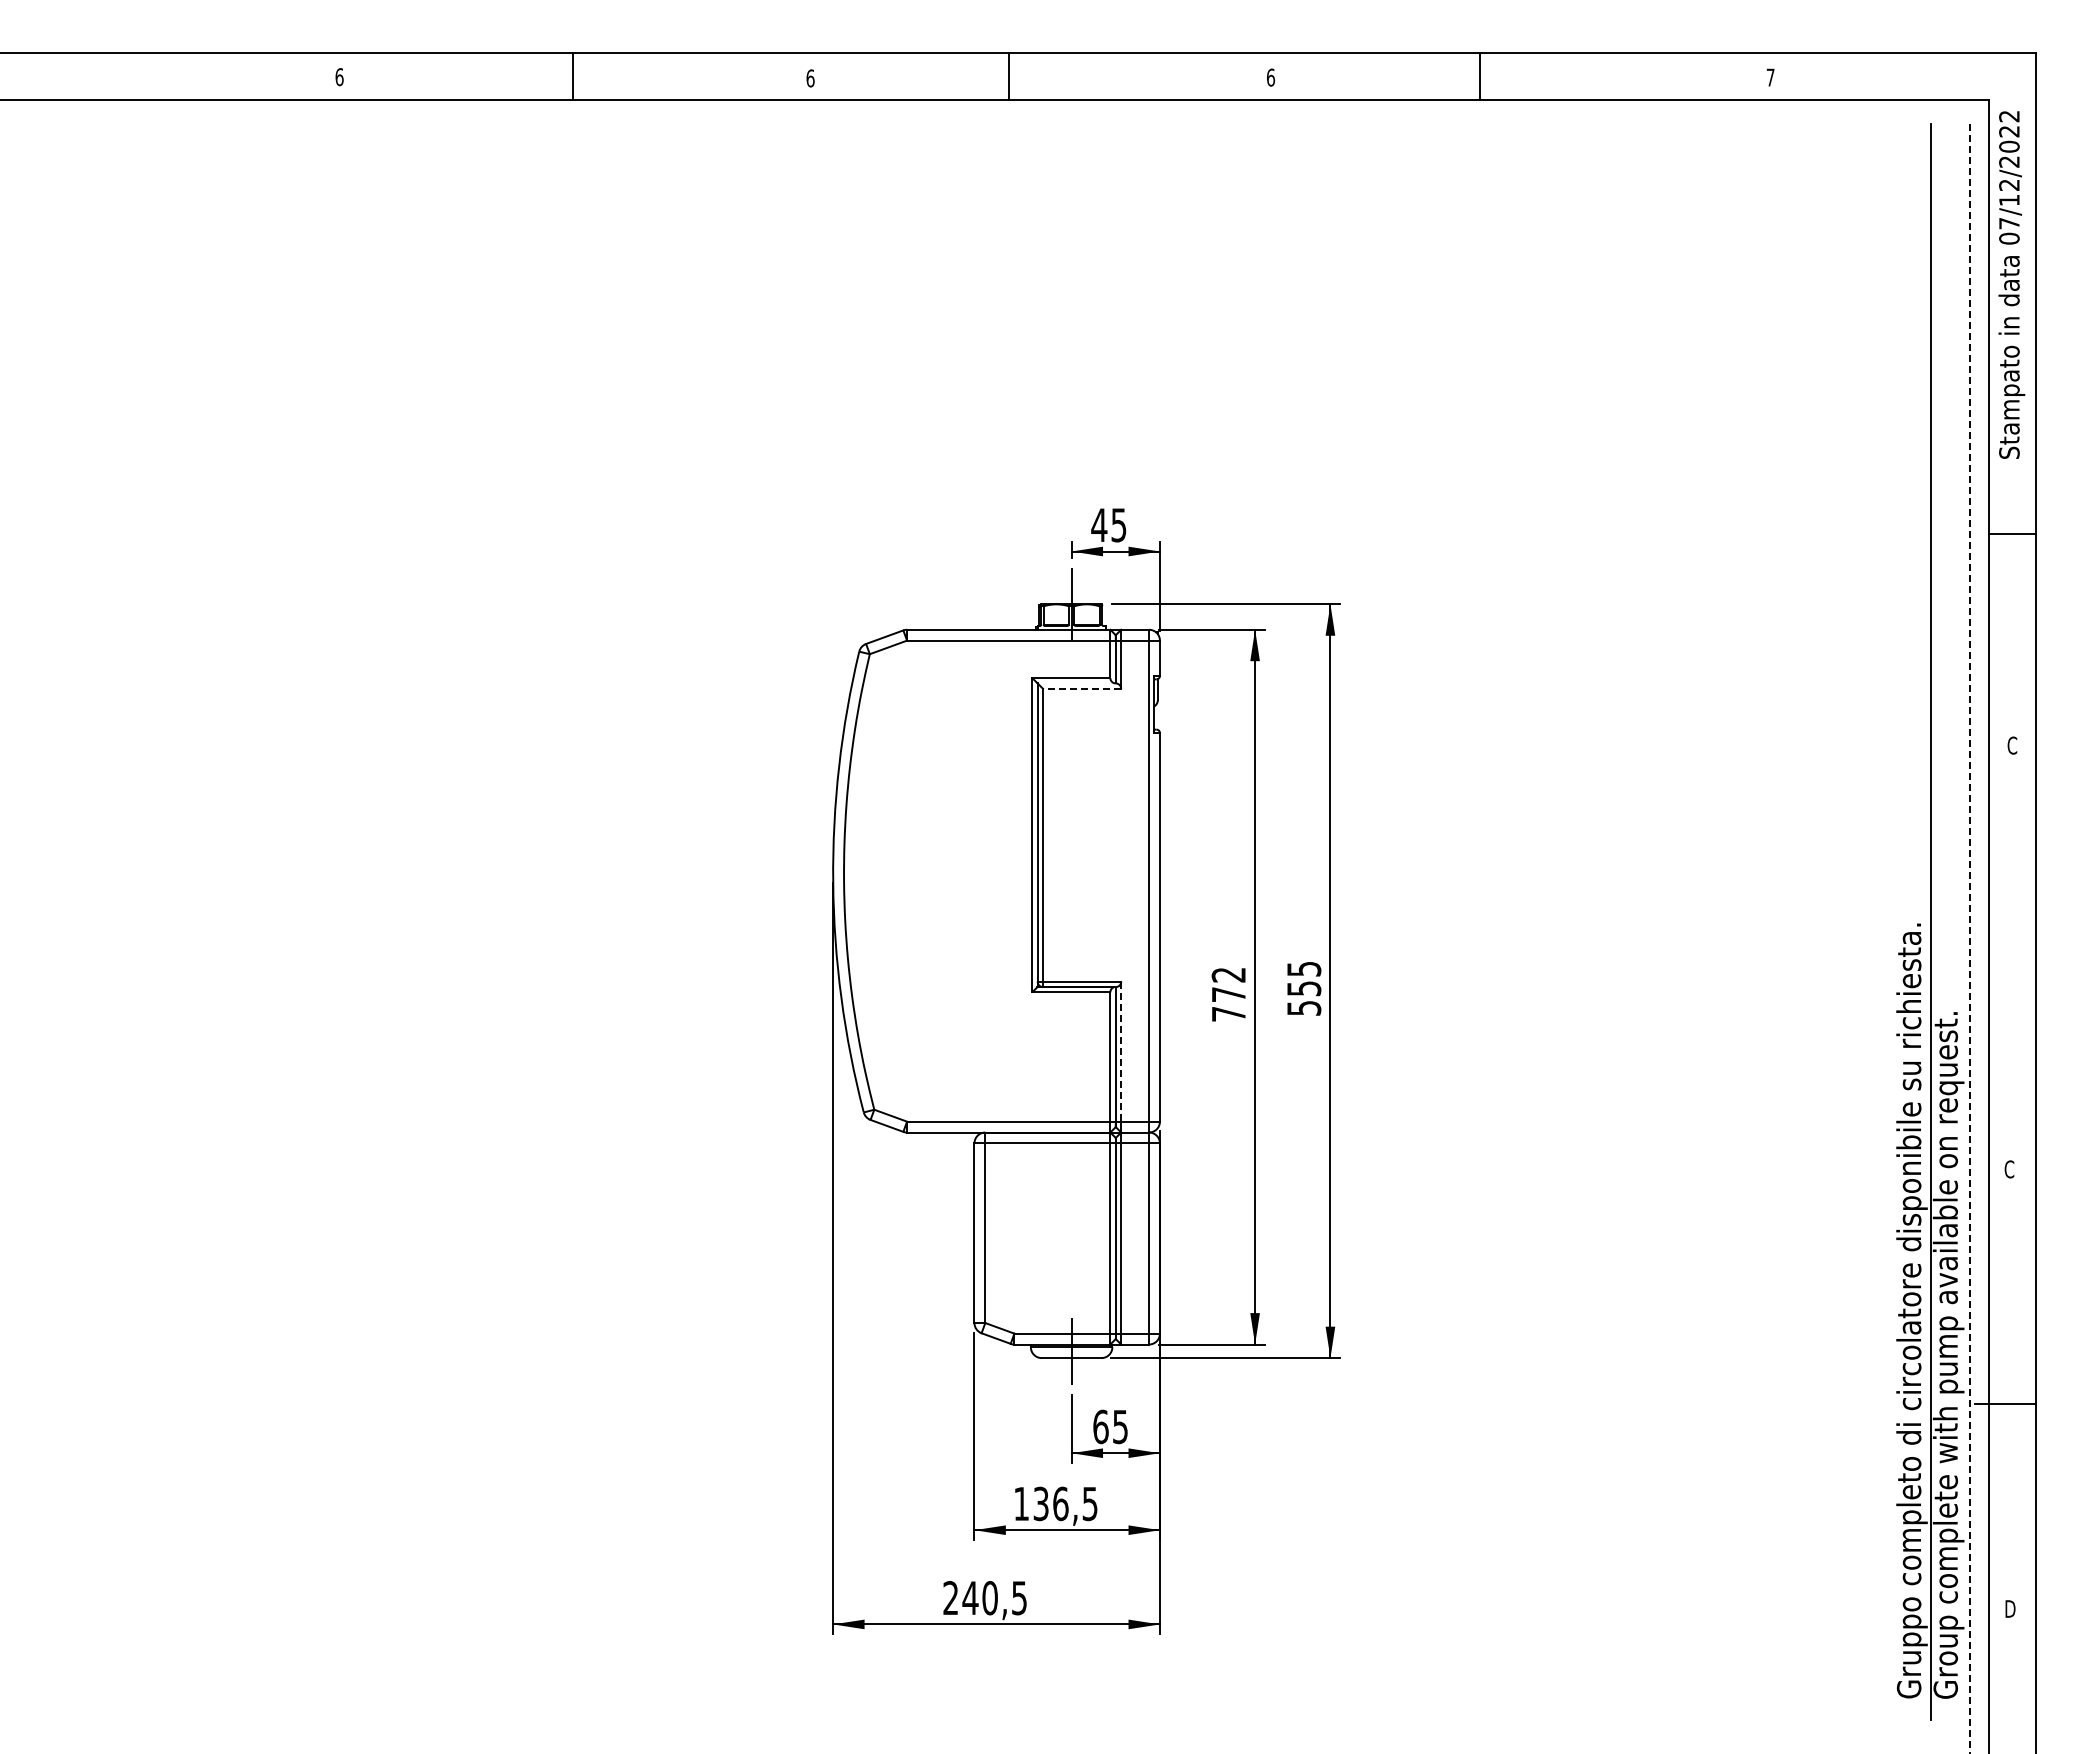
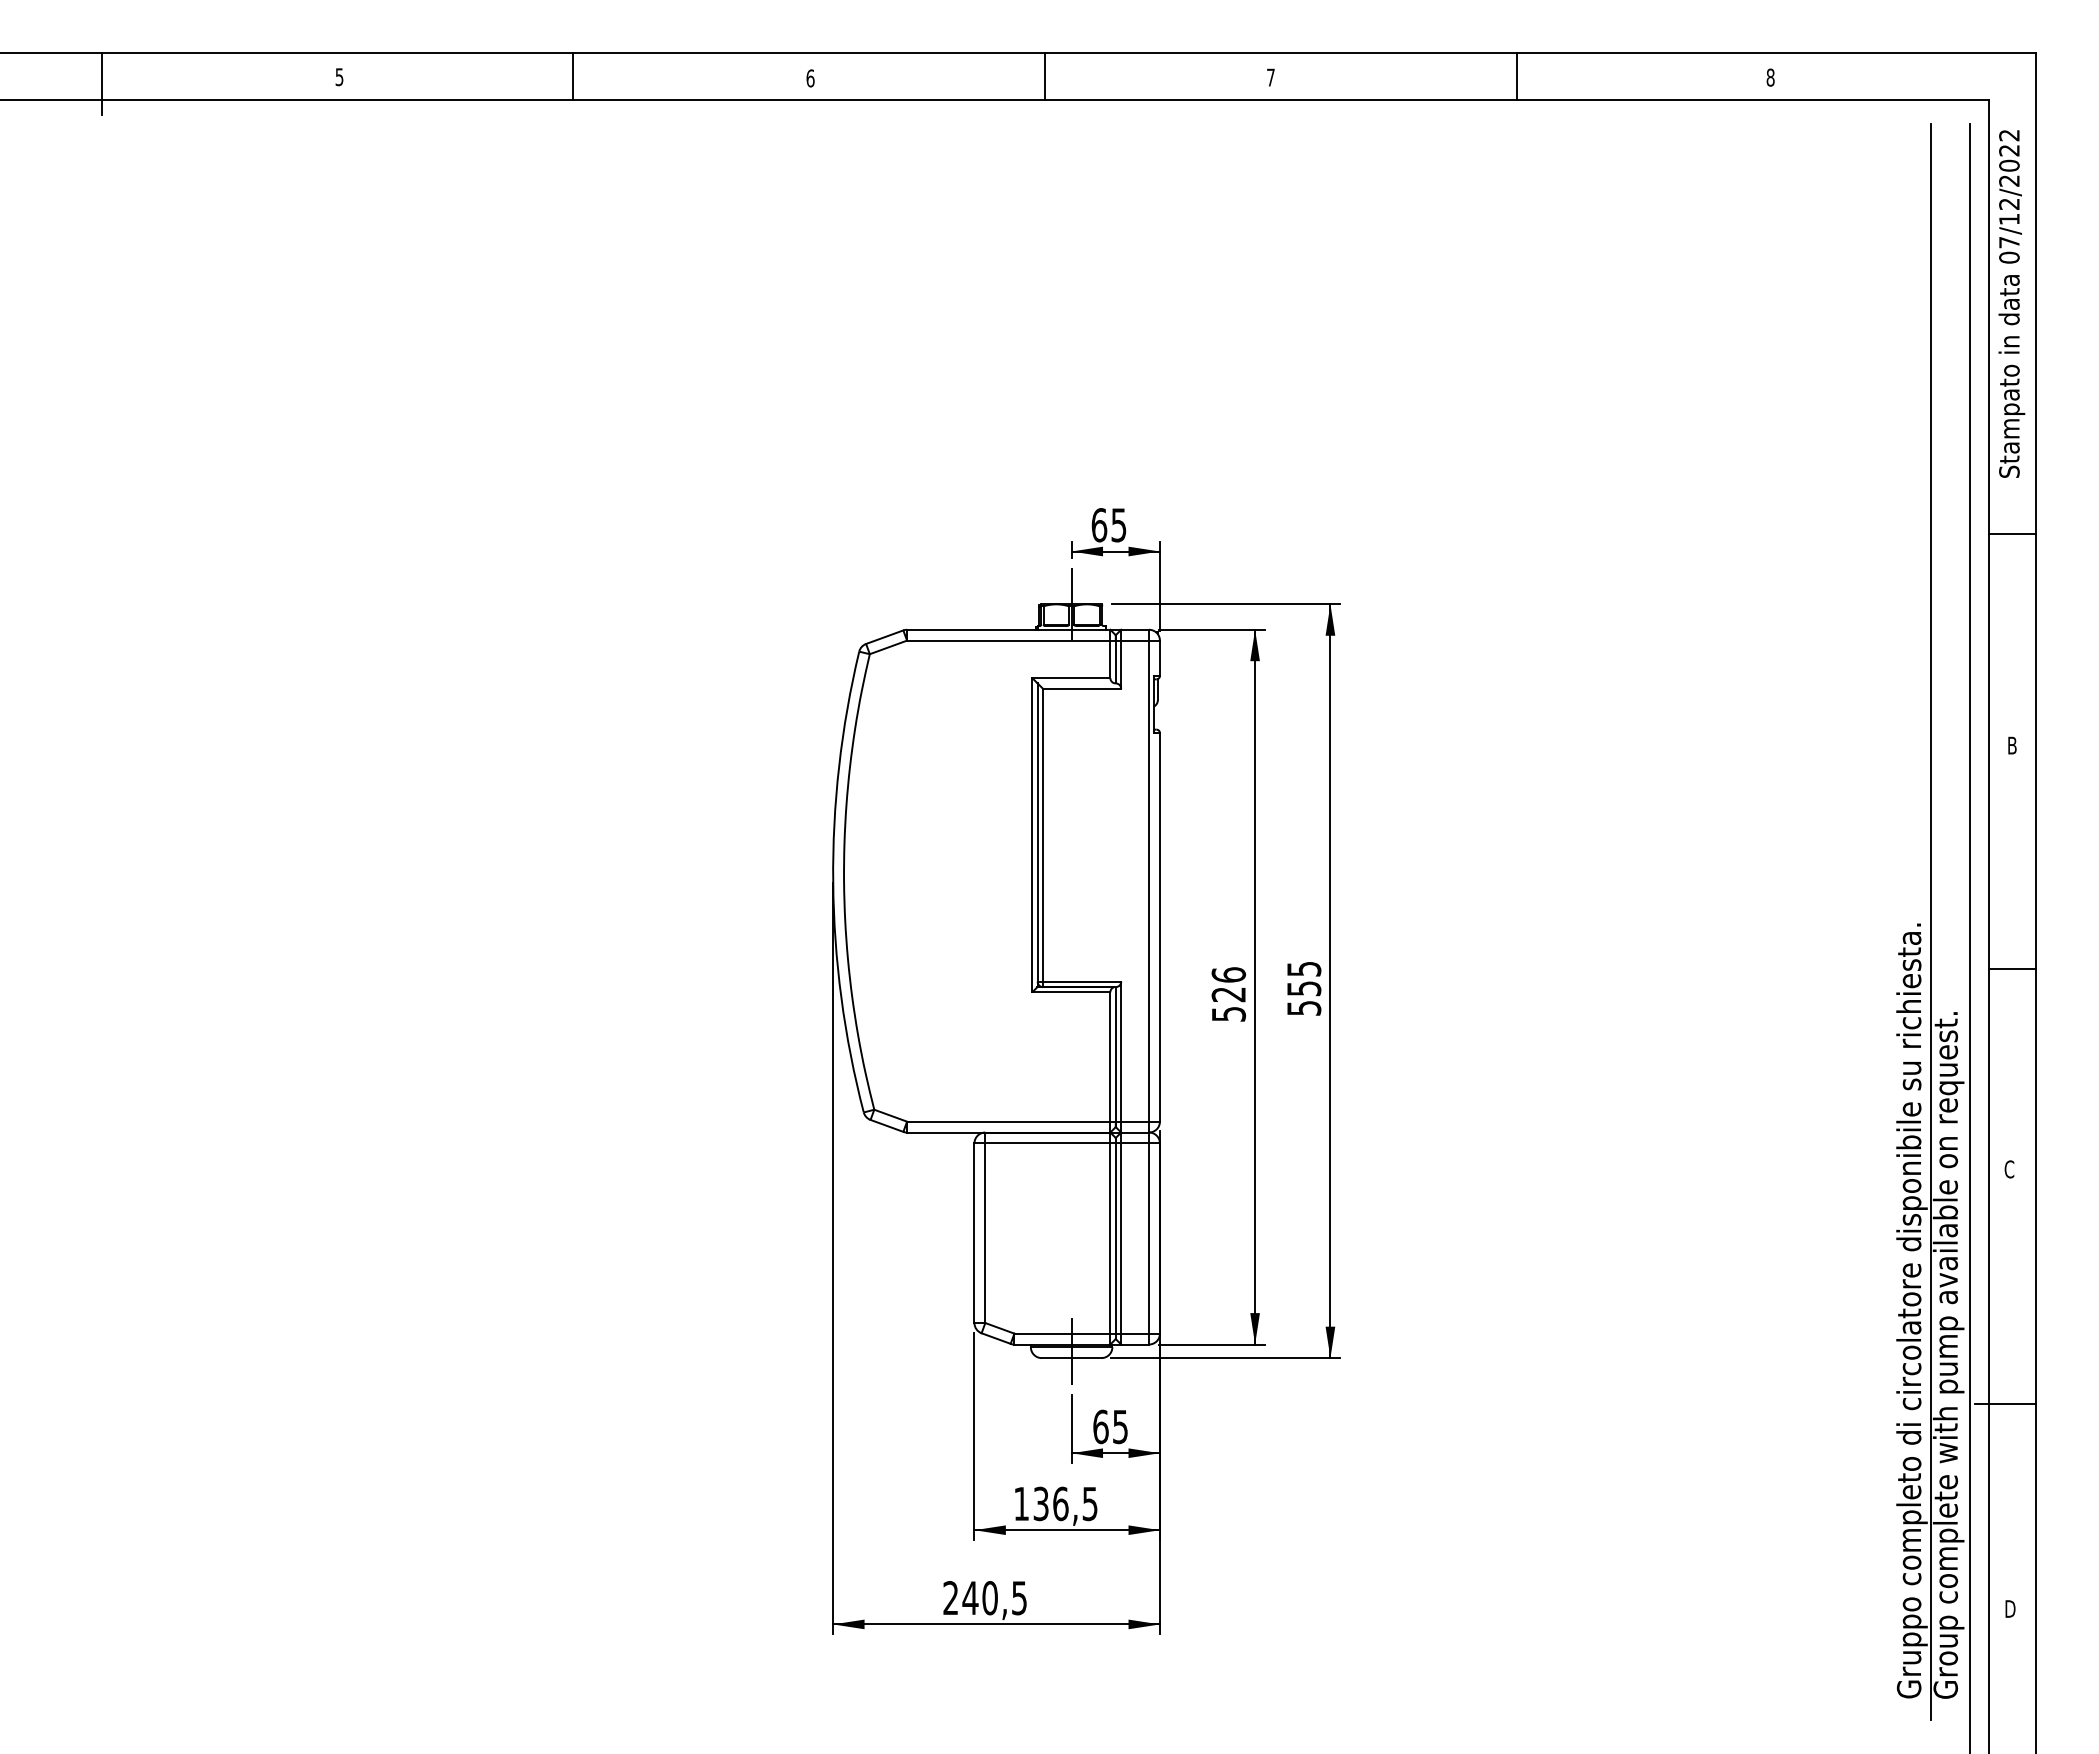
line position: (1009, 75) -> (1045, 75) (1045, 75)
line position: (1480, 75) -> (1517, 75) (1517, 75)
text: 6 -> 5 (339, 77)
text: 6 -> 7 (1271, 77)
text: 7 -> 8 (1770, 77)
line: none -> present (101, 83)
text position: (2011, 284) -> (2011, 303) (2011, 303)
text: 45 -> 65 (1099, 525)
line: dashed -> solid (1081, 688)
text: C -> B (2012, 745)
line: dashed -> solid (1969, 938)
line: none -> present (2012, 969)
text: 772 -> 526 (1228, 994)
line: dashed -> solid (1121, 1051)
